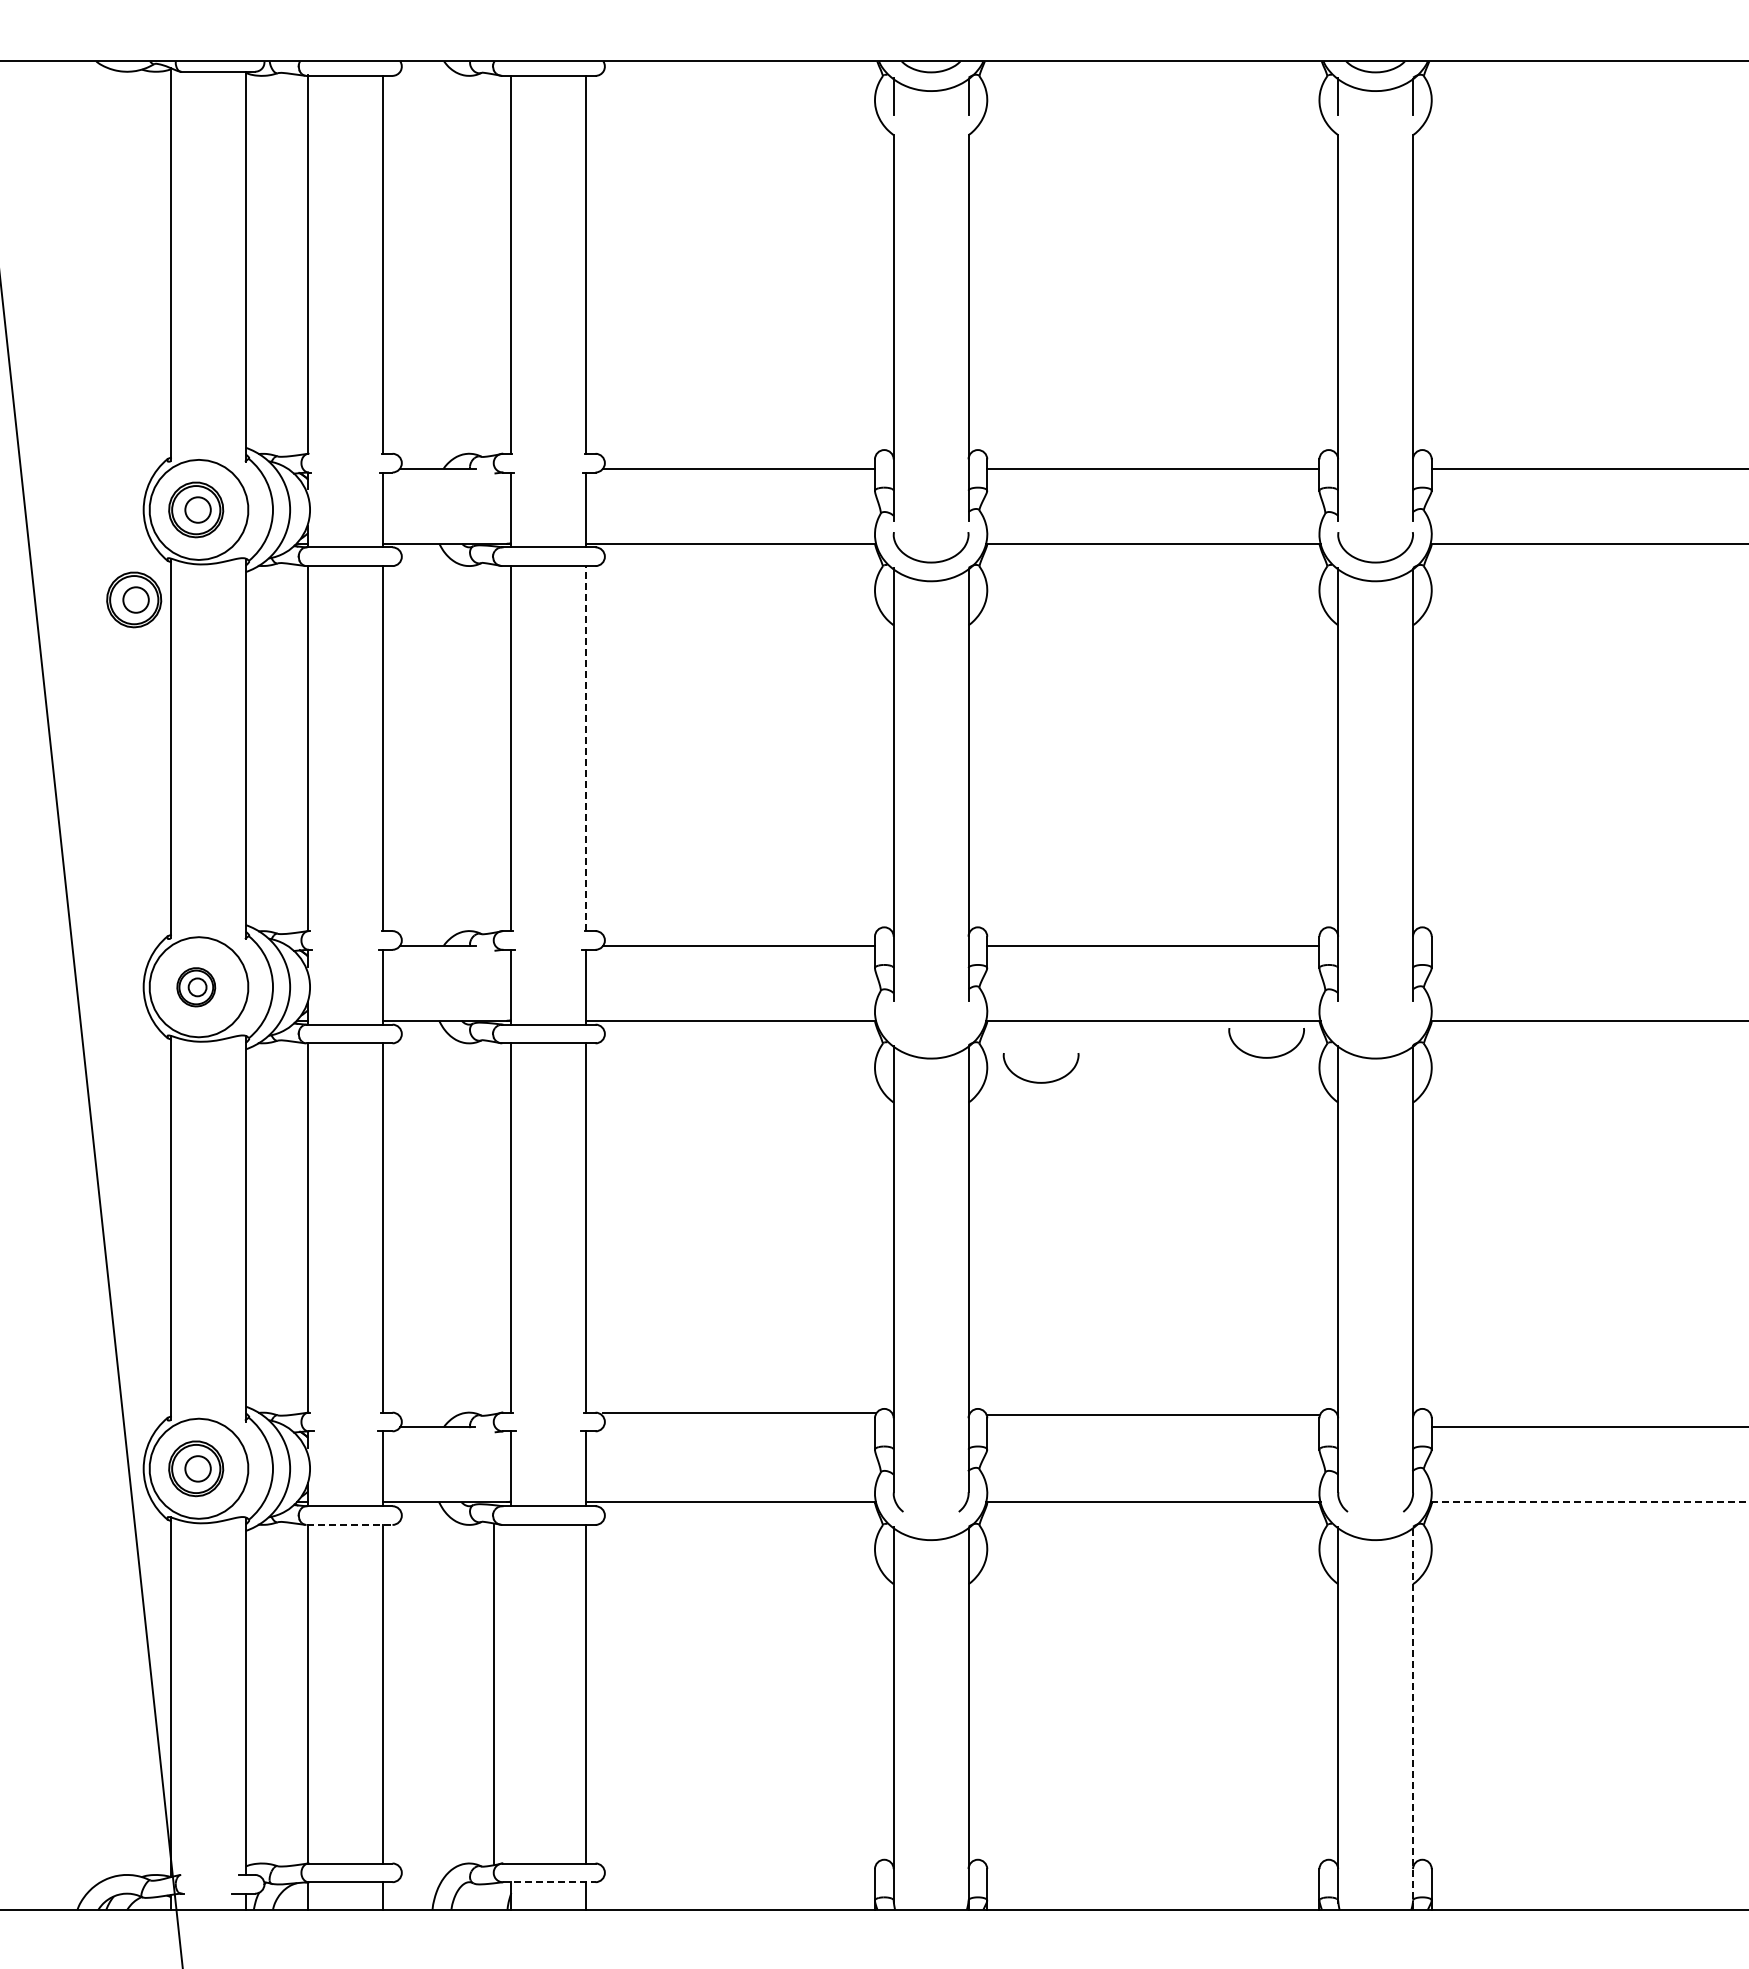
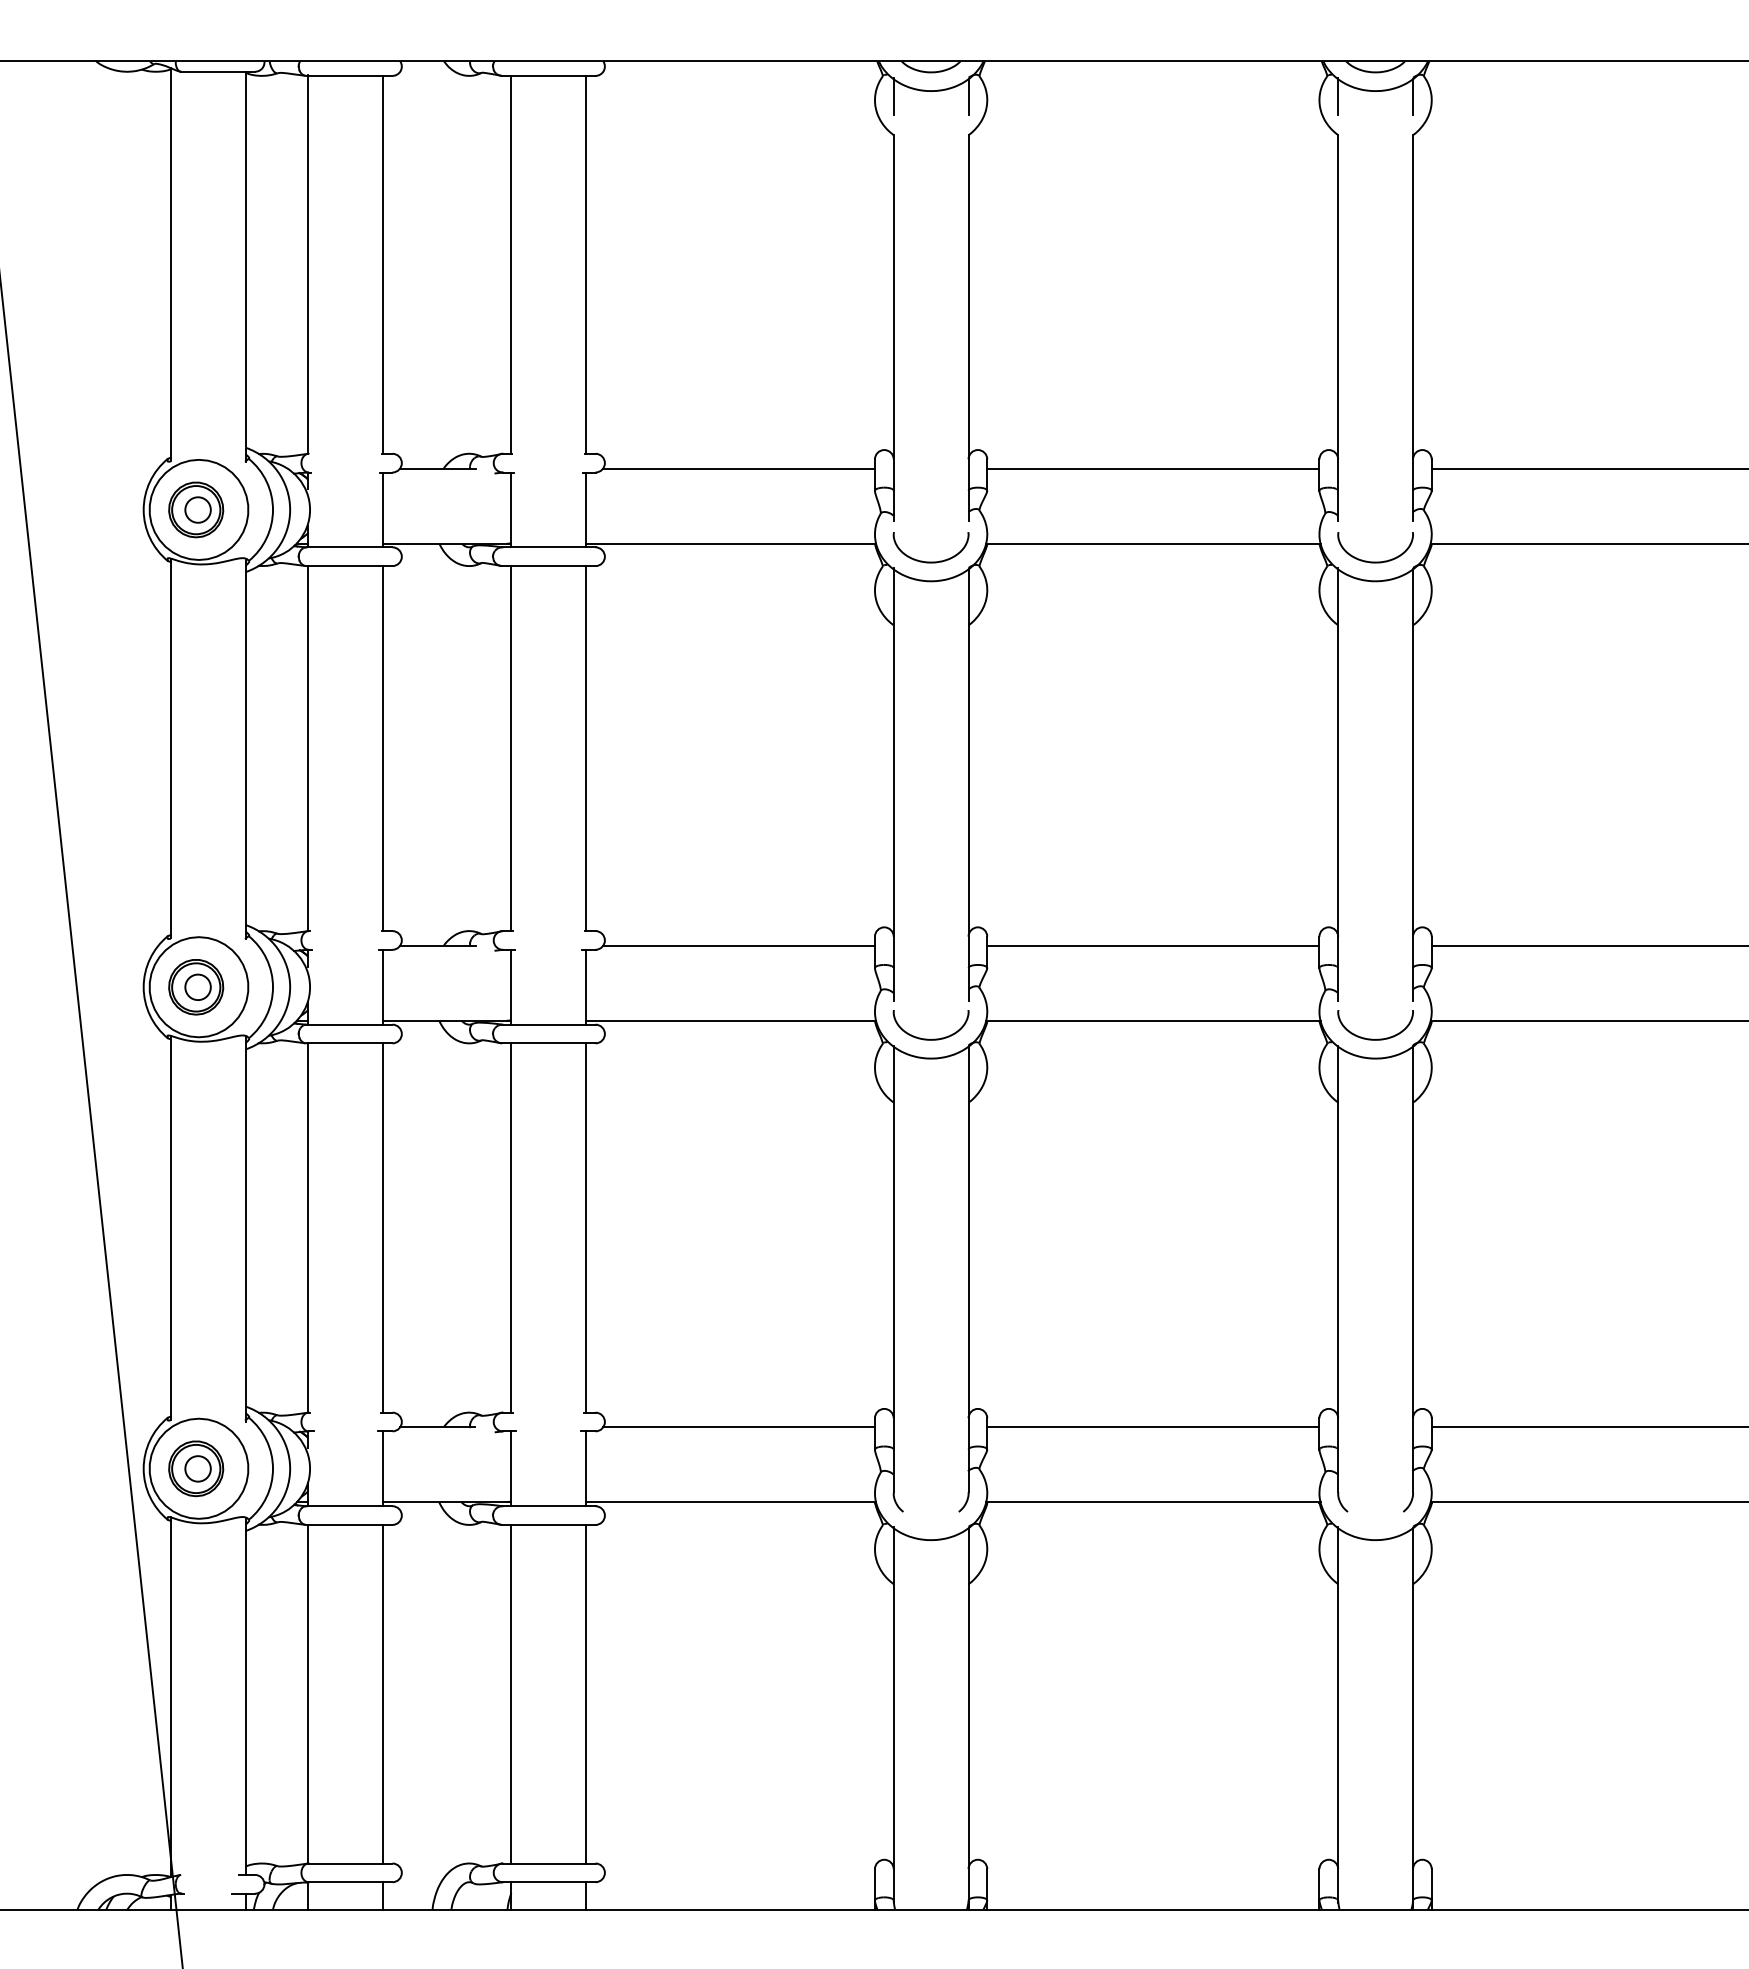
part: present -> none (134, 599)
line: dashed -> solid (586, 748)
line: none -> present (1588, 945)
part size: 41x41 px -> 57x57 px (196, 987)
curve position: (1264, 1056) -> (1373, 1038) (1373, 1038)
curve position: (1038, 1081) -> (928, 1038) (928, 1038)
line position: (738, 1413) -> (738, 1427) (738, 1427)
line position: (1153, 1415) -> (1153, 1427) (1153, 1427)
line: dashed -> solid (1589, 1502)
line: dashed -> solid (349, 1524)
line position: (494, 1693) -> (511, 1693) (511, 1693)
line: dashed -> solid (1413, 1718)
line: dashed -> solid (549, 1882)
